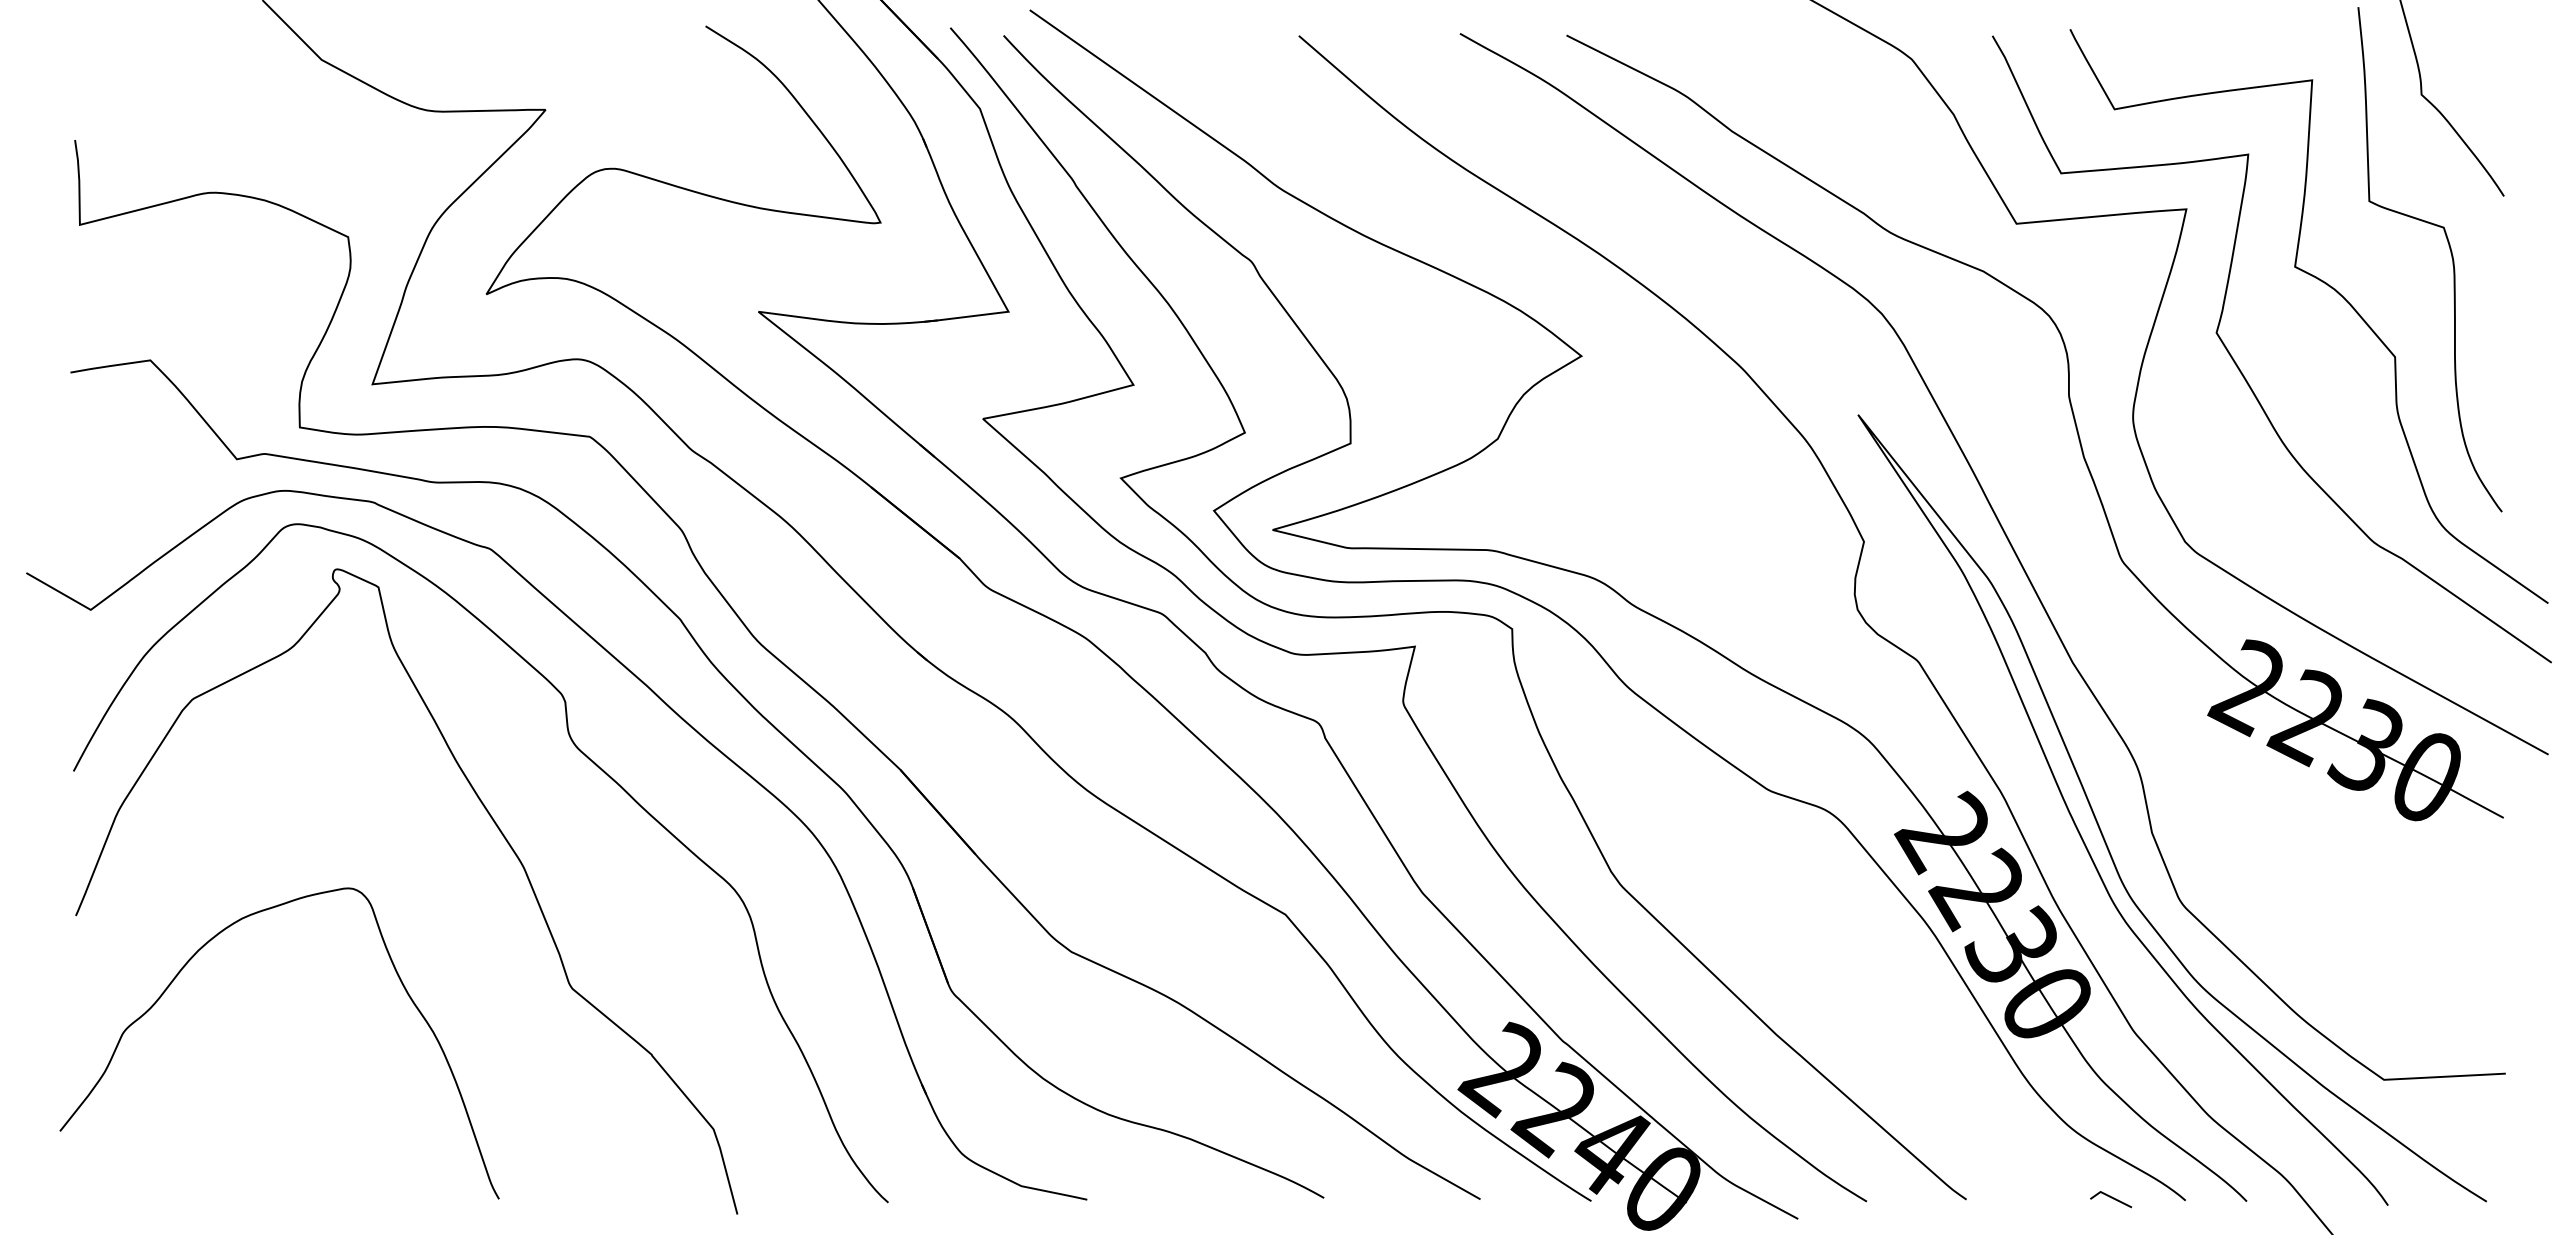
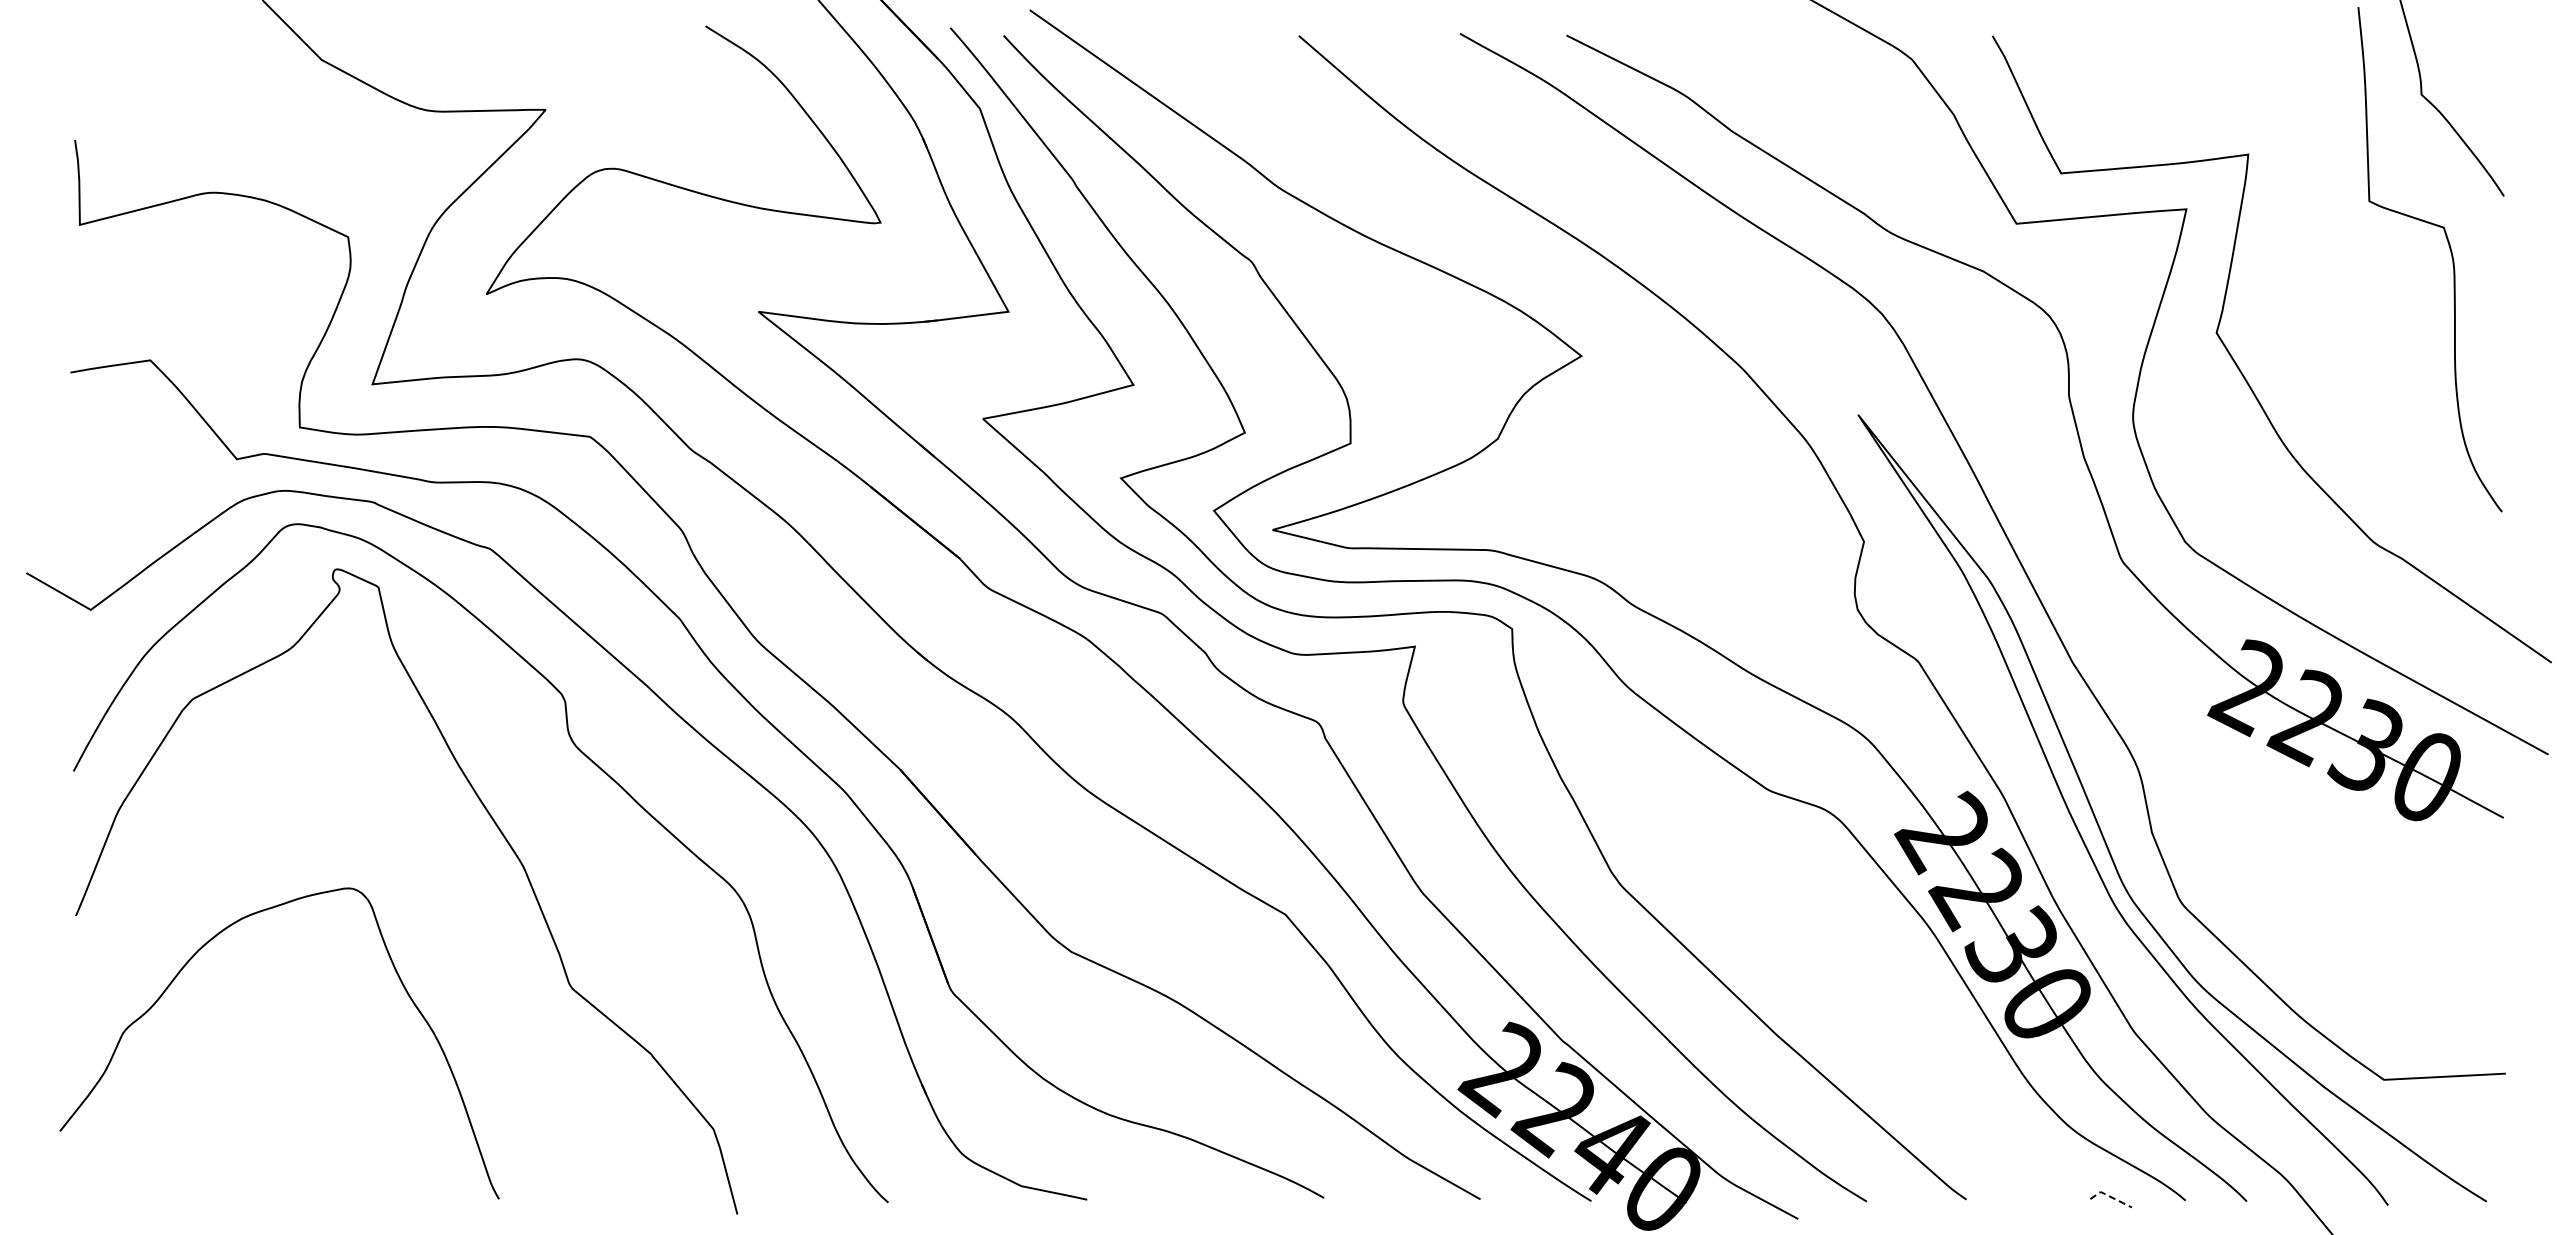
curve: present -> none (2328, 286)
line: solid -> dashed (2110, 1196)
